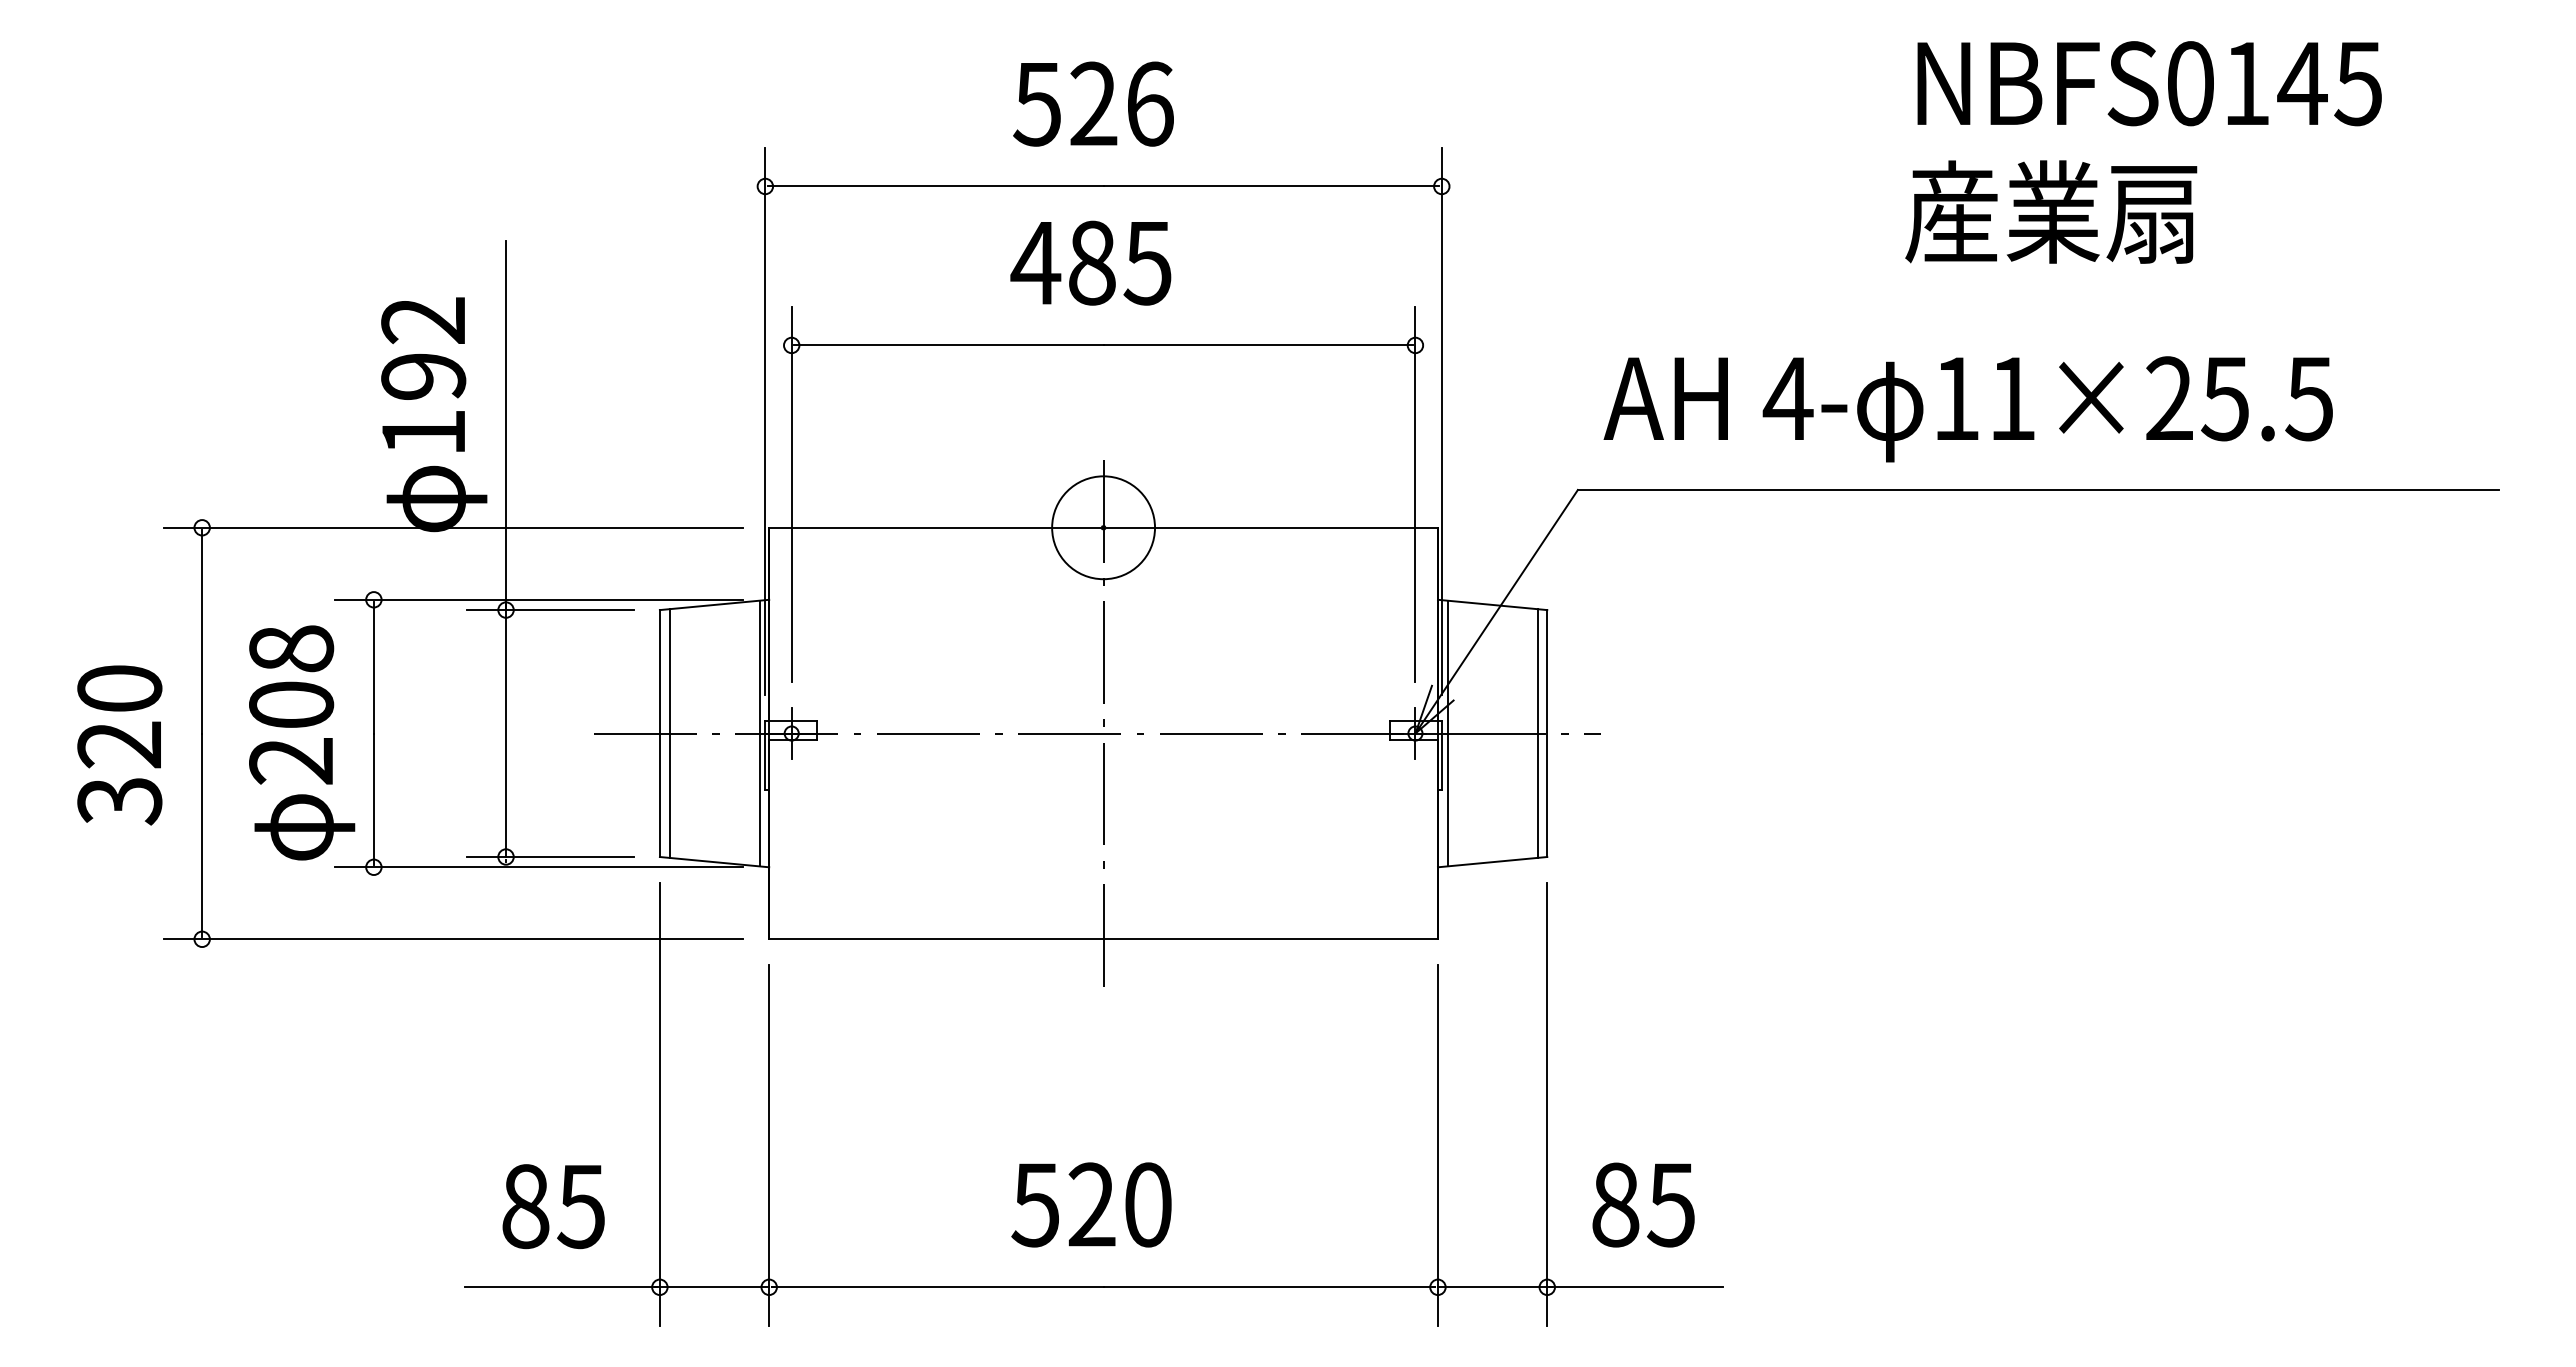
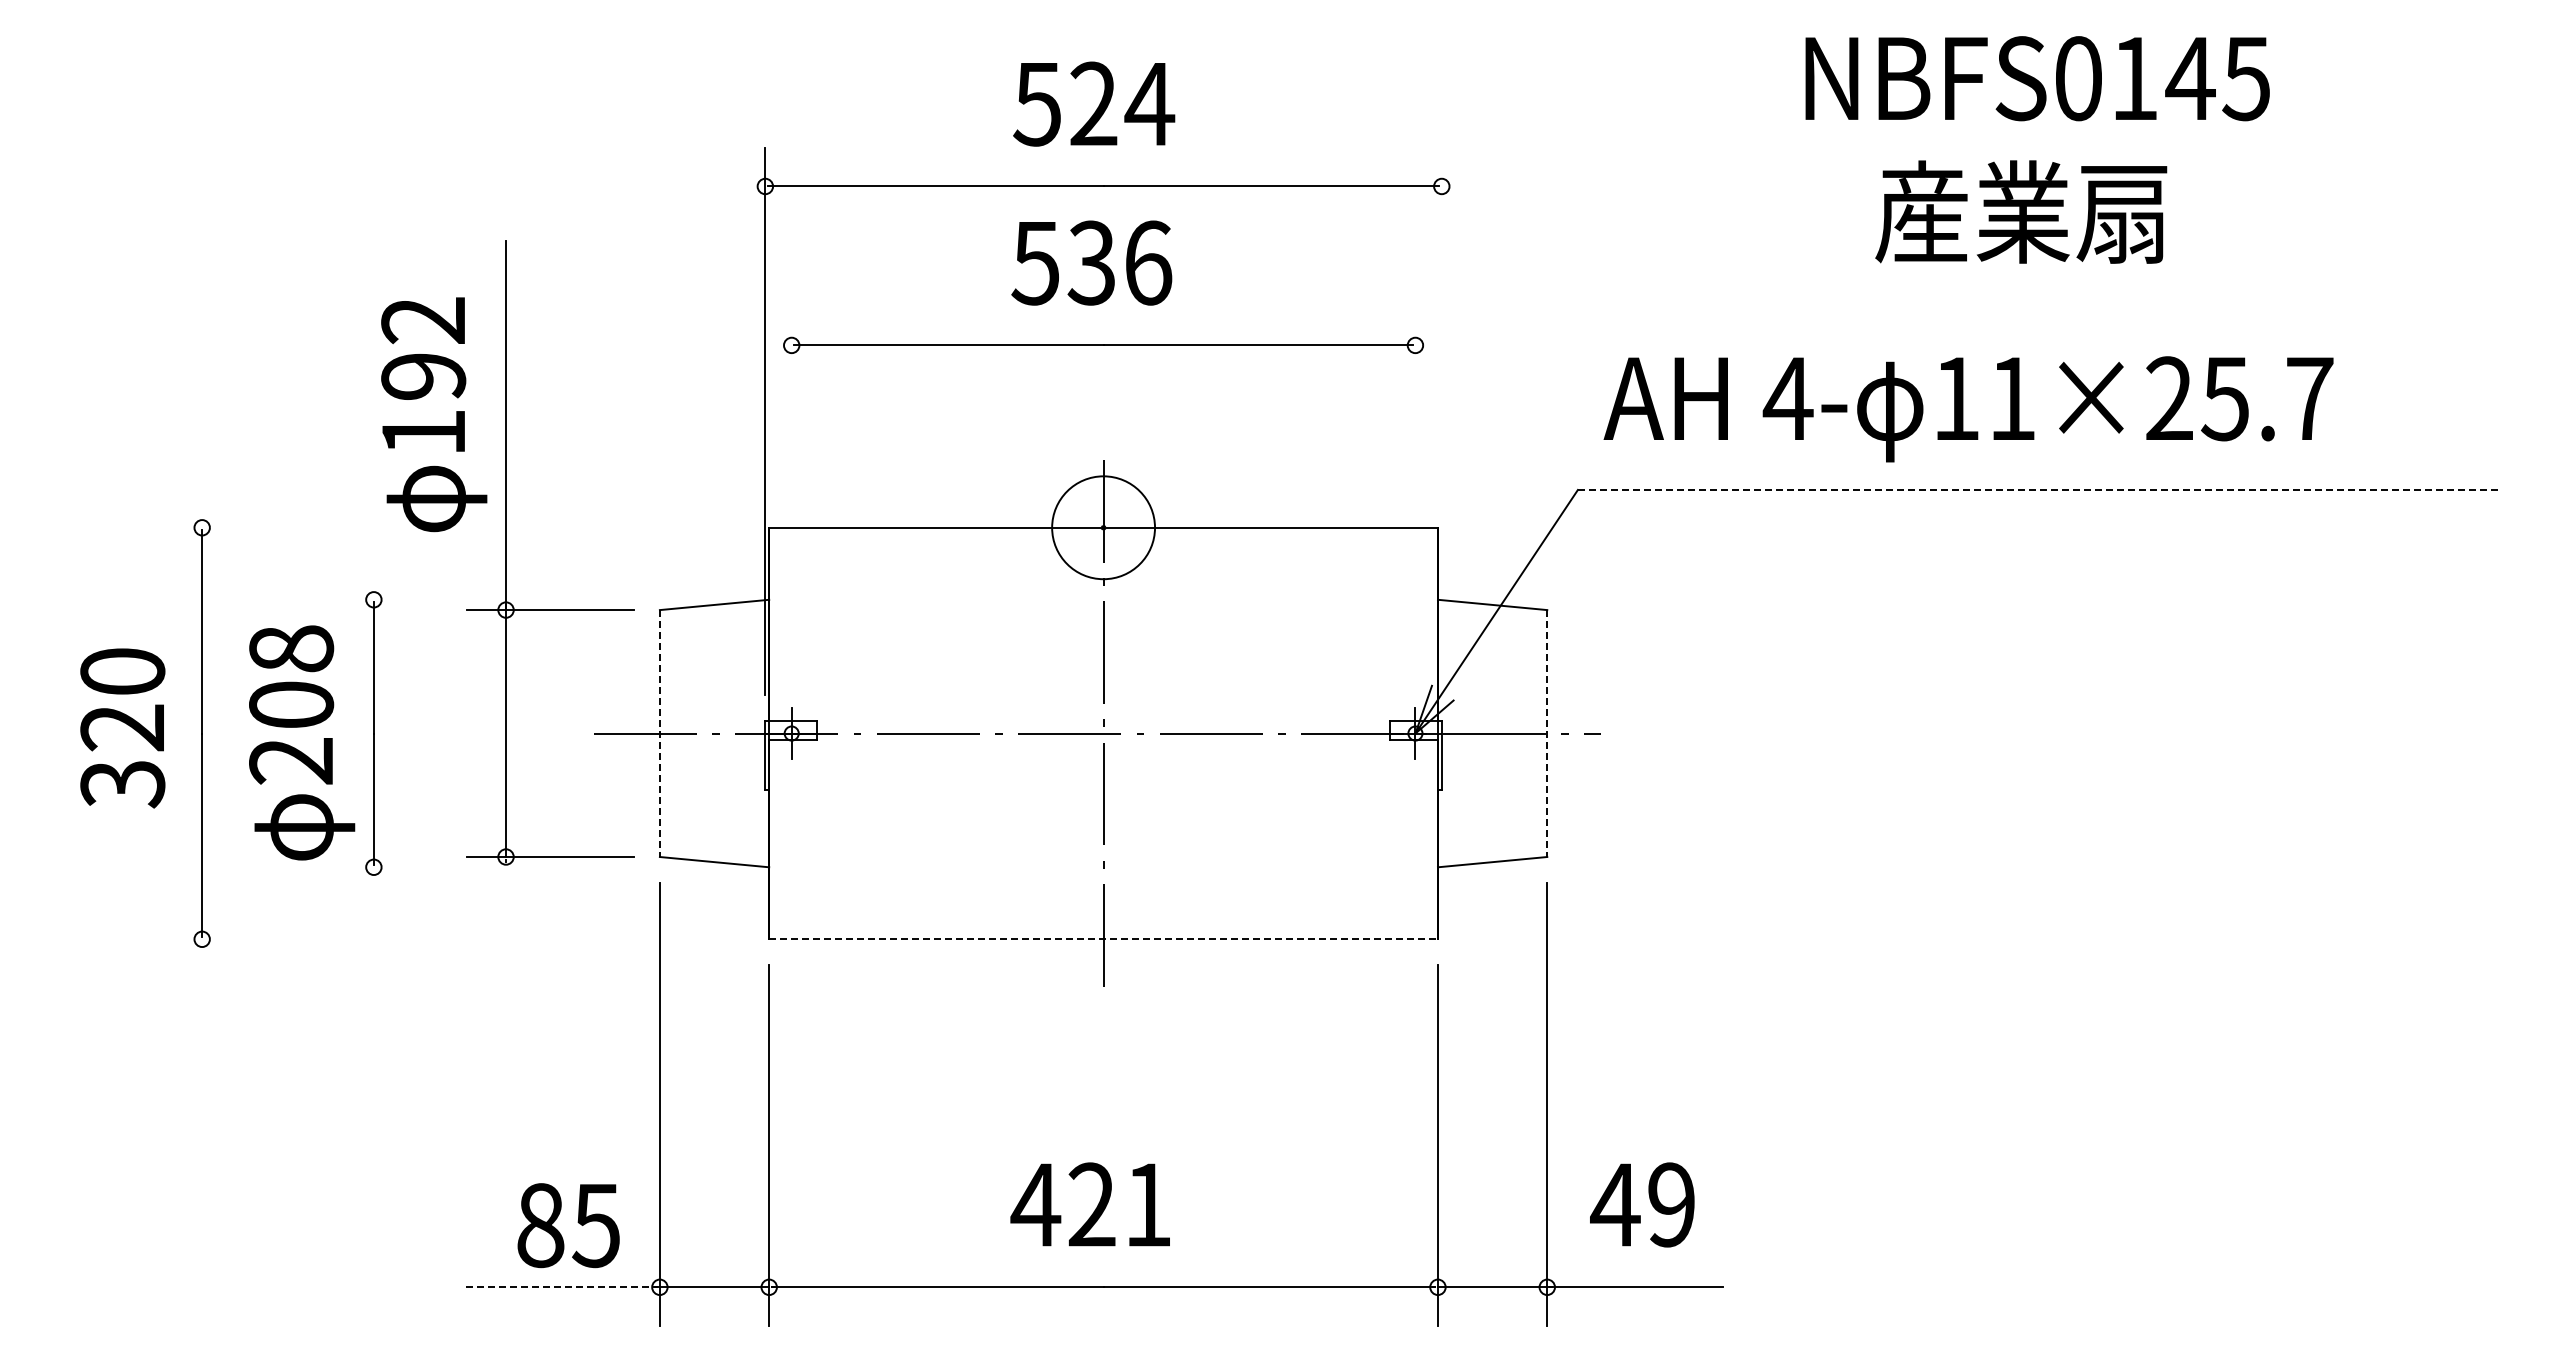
text position: (2149, 83) -> (2037, 78) (2037, 78)
text: 526 -> 524 (1149, 103)
text position: (2051, 211) -> (2021, 211) (2021, 211)
text: 485 -> 536 (1091, 262)
text: 11×25.5 -> 11×25.7 (2309, 399)
line: present -> none (1441, 420)
line: solid -> dashed (2038, 489)
line: present -> none (791, 494)
line: present -> none (1415, 494)
line: present -> none (453, 527)
line: present -> none (539, 599)
line: present -> none (669, 733)
line: present -> none (759, 733)
line: present -> none (1447, 733)
line: present -> none (1537, 733)
line: solid -> dashed (659, 734)
line: solid -> dashed (1547, 734)
text position: (119, 745) -> (122, 728) (122, 728)
line: present -> none (539, 867)
line: present -> none (453, 939)
line: solid -> dashed (1104, 939)
text: 520 -> 421 (1090, 1204)
text: 85 -> 49 (1642, 1204)
text position: (553, 1206) -> (568, 1225) (568, 1225)
line: solid -> dashed (562, 1287)
